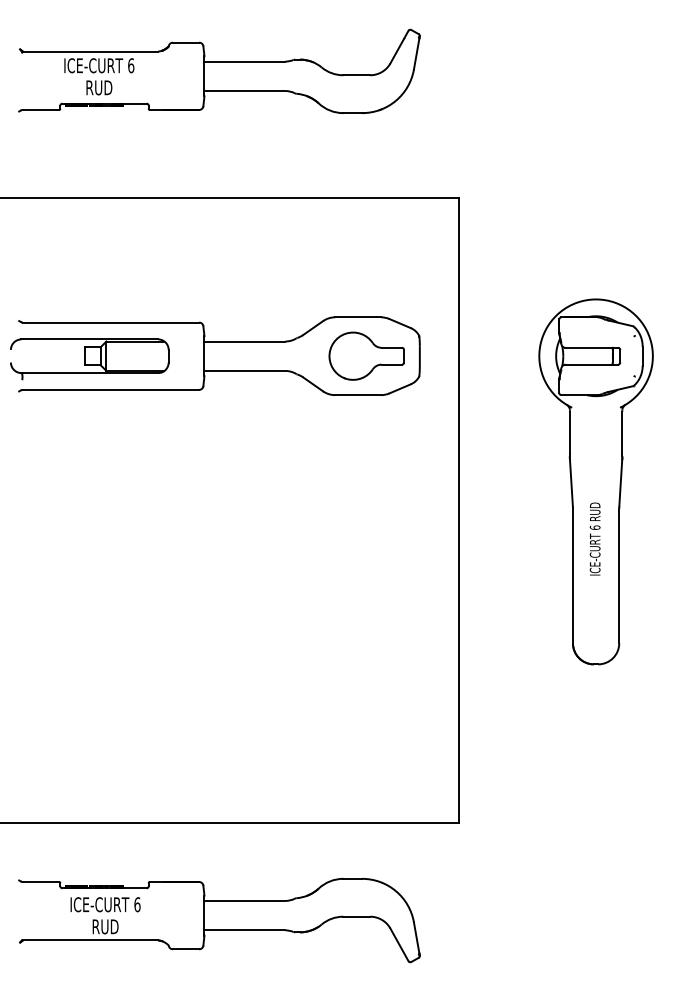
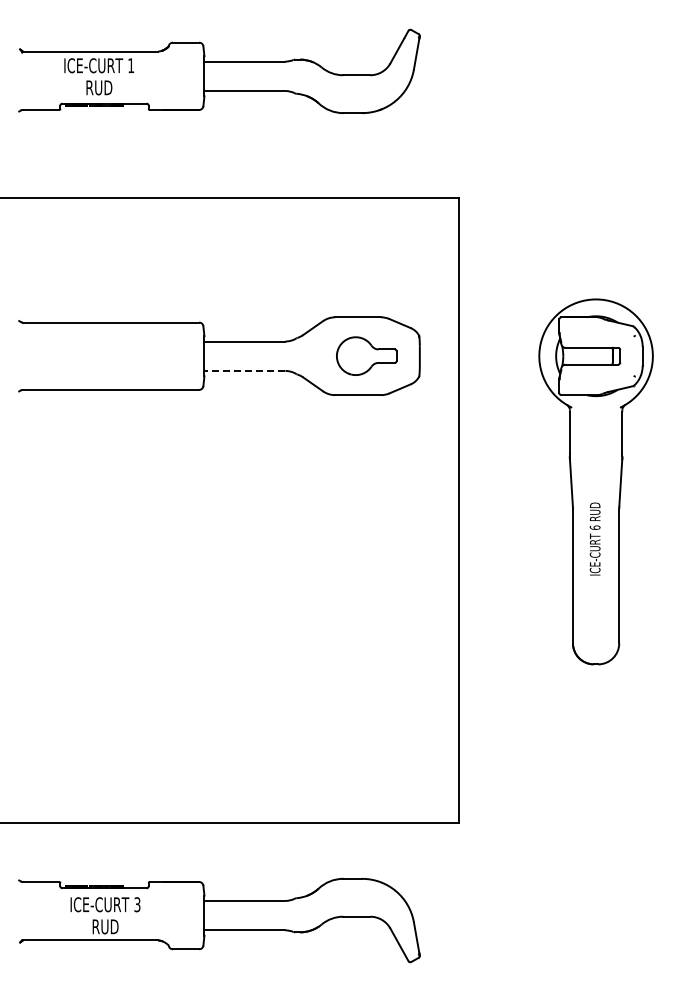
text: 6 -> 1 (131, 65)
part size: 77x50 px -> 62x40 px (366, 355)
part: present -> none (89, 359)
line: solid -> dashed (244, 370)
text: 6 -> 3 (137, 904)
